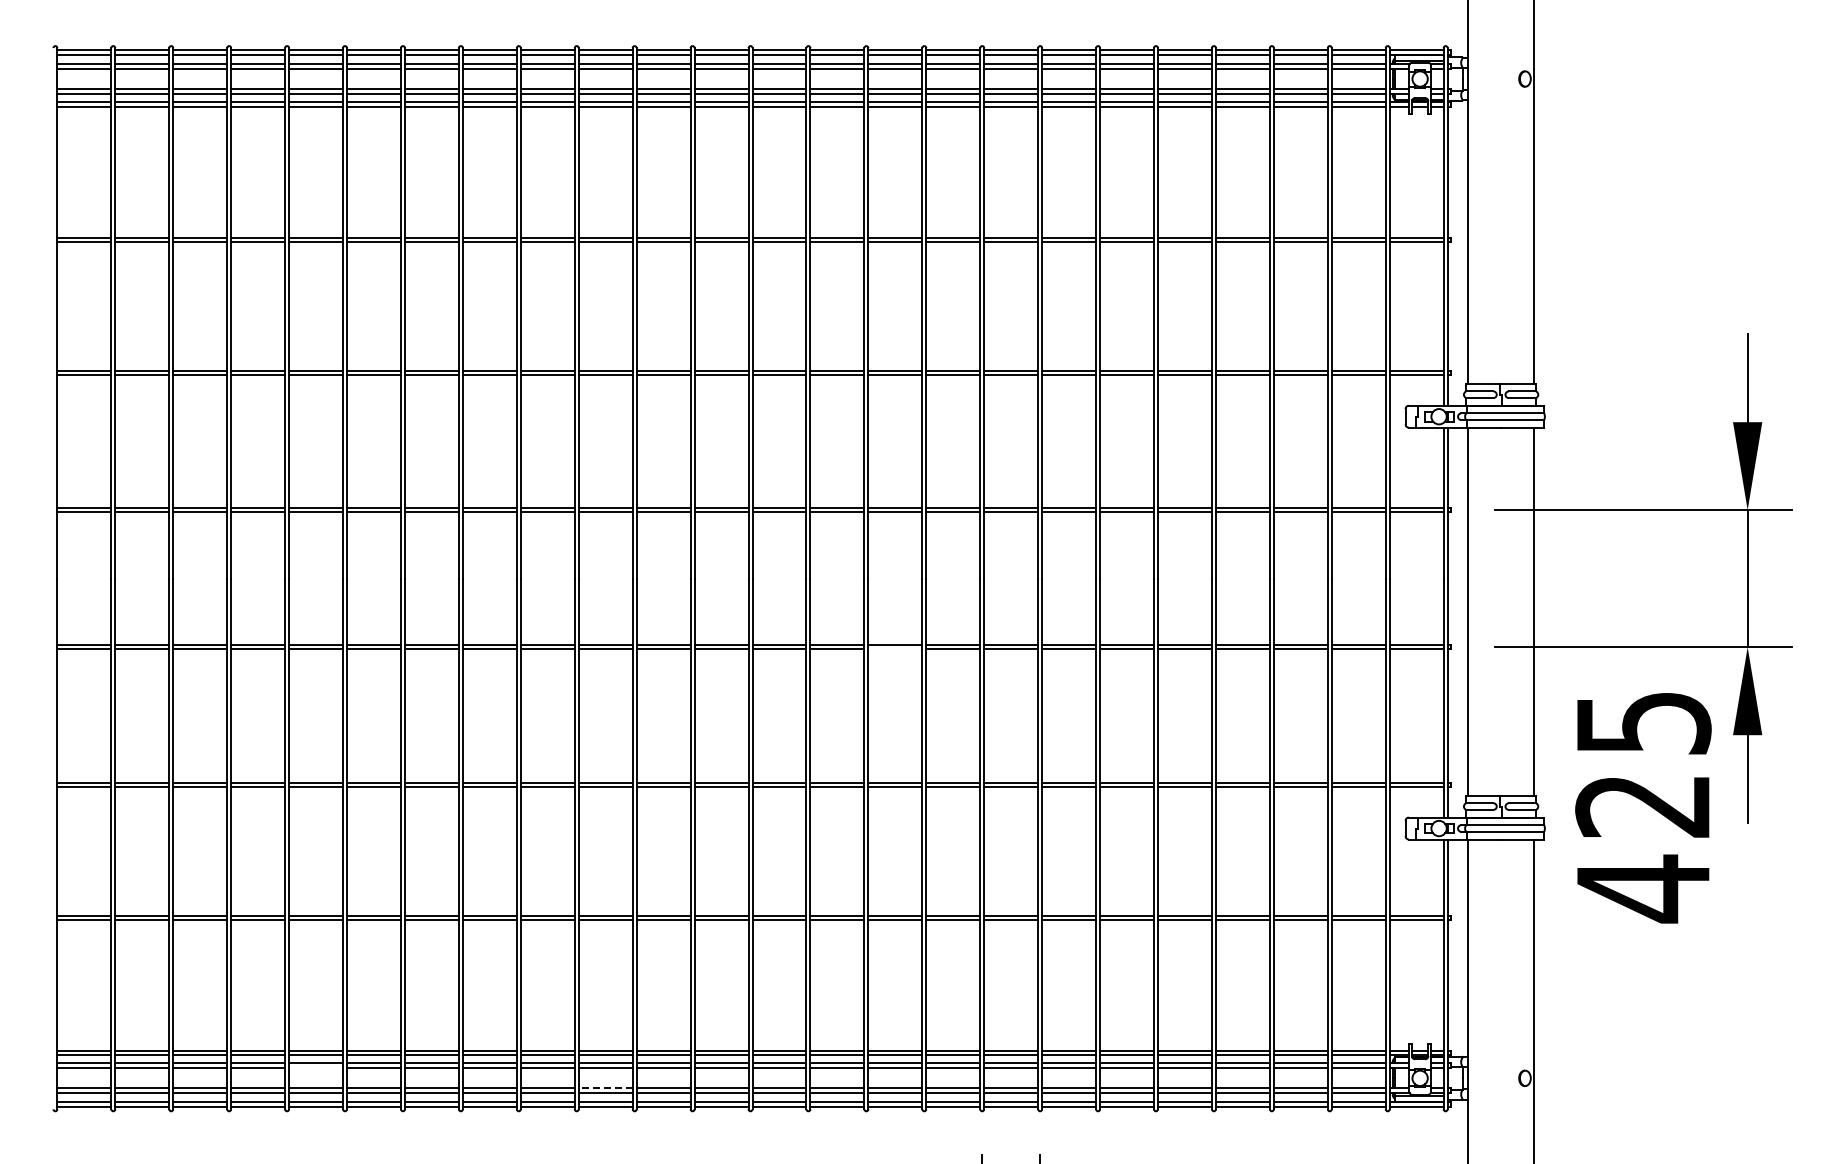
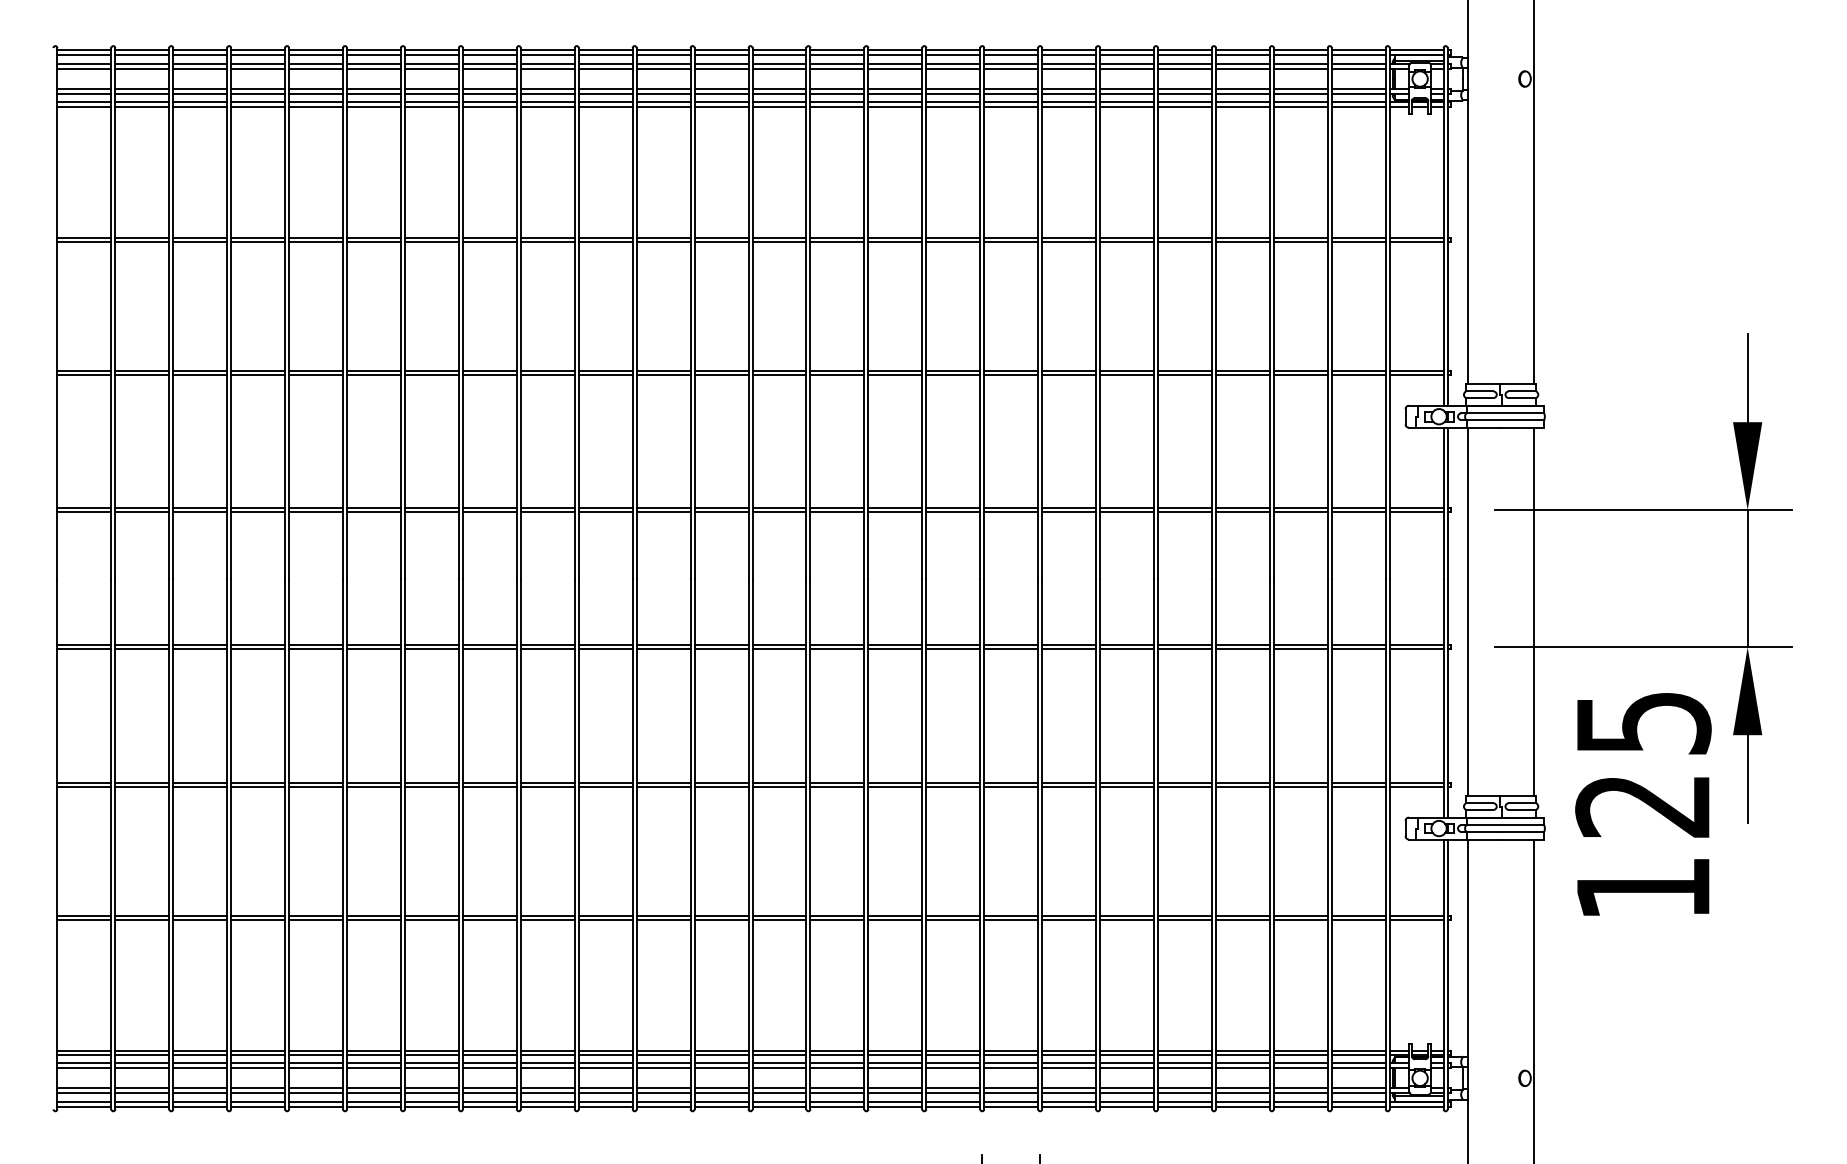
line: none -> present (895, 649)
text: 425 -> 125 (1643, 888)
line: none -> present (316, 1068)
line: dashed -> solid (605, 1088)
